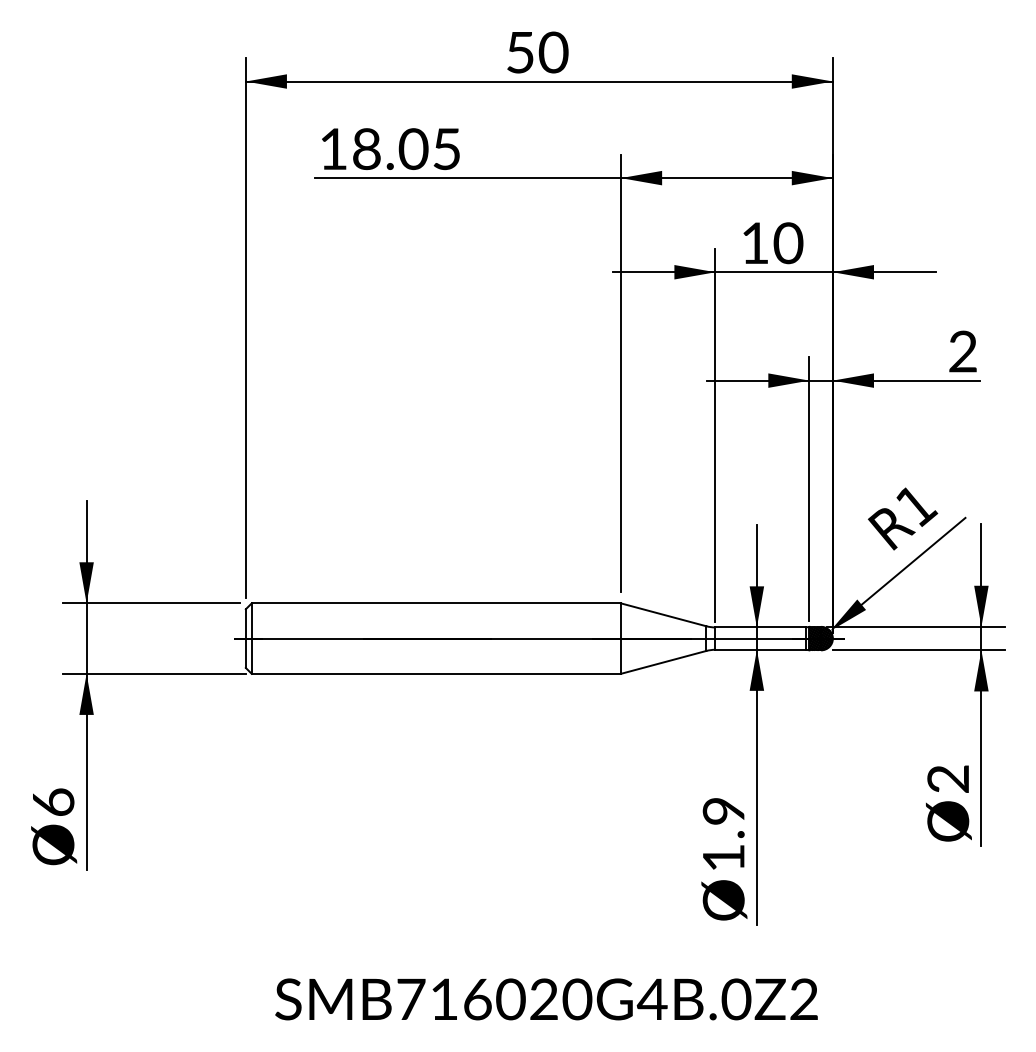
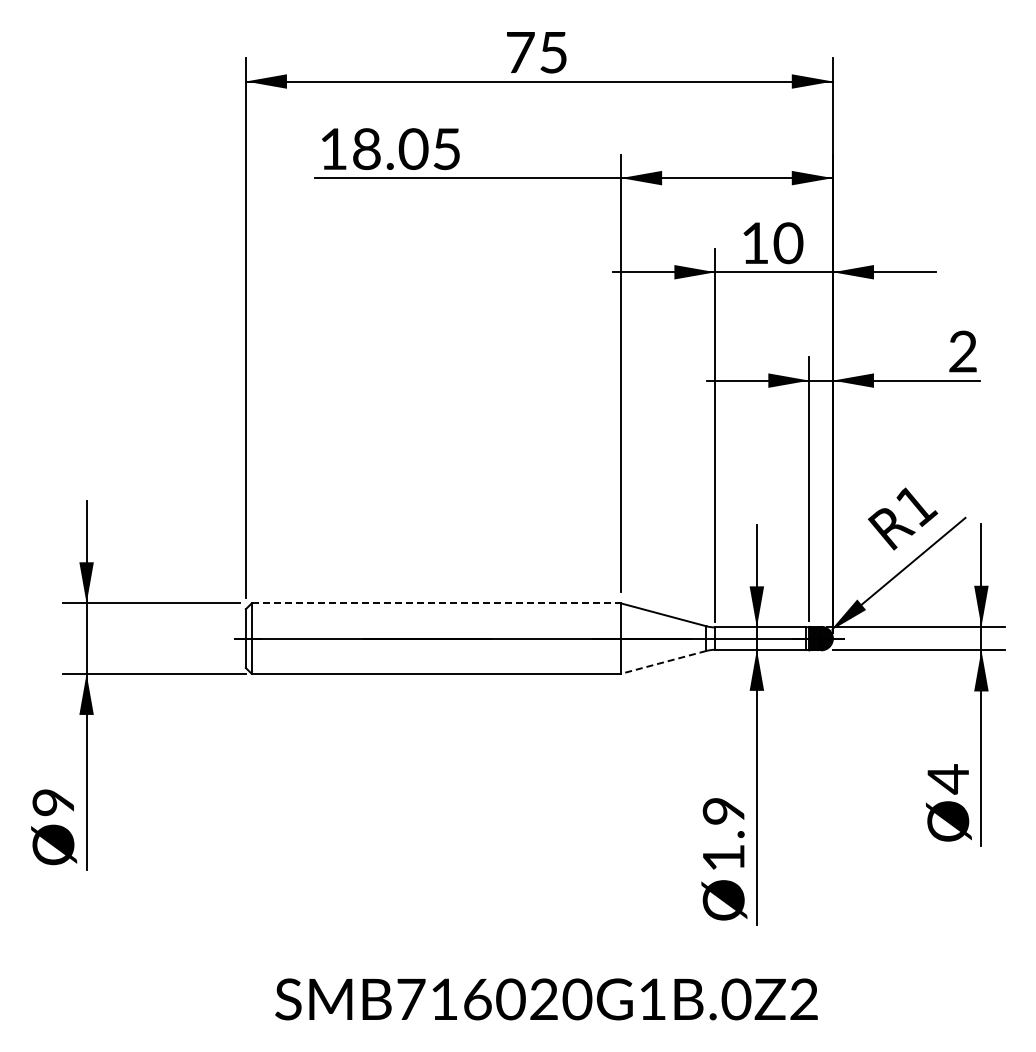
text: 50 -> 75 (537, 52)
line: solid -> dashed (436, 603)
line: solid -> dashed (663, 662)
text: 2 -> 4 (947, 779)
text: 6 -> 9 (53, 802)
text: SMB716020G4B.0Z2 -> SMB716020G1B.0Z2 (651, 998)
